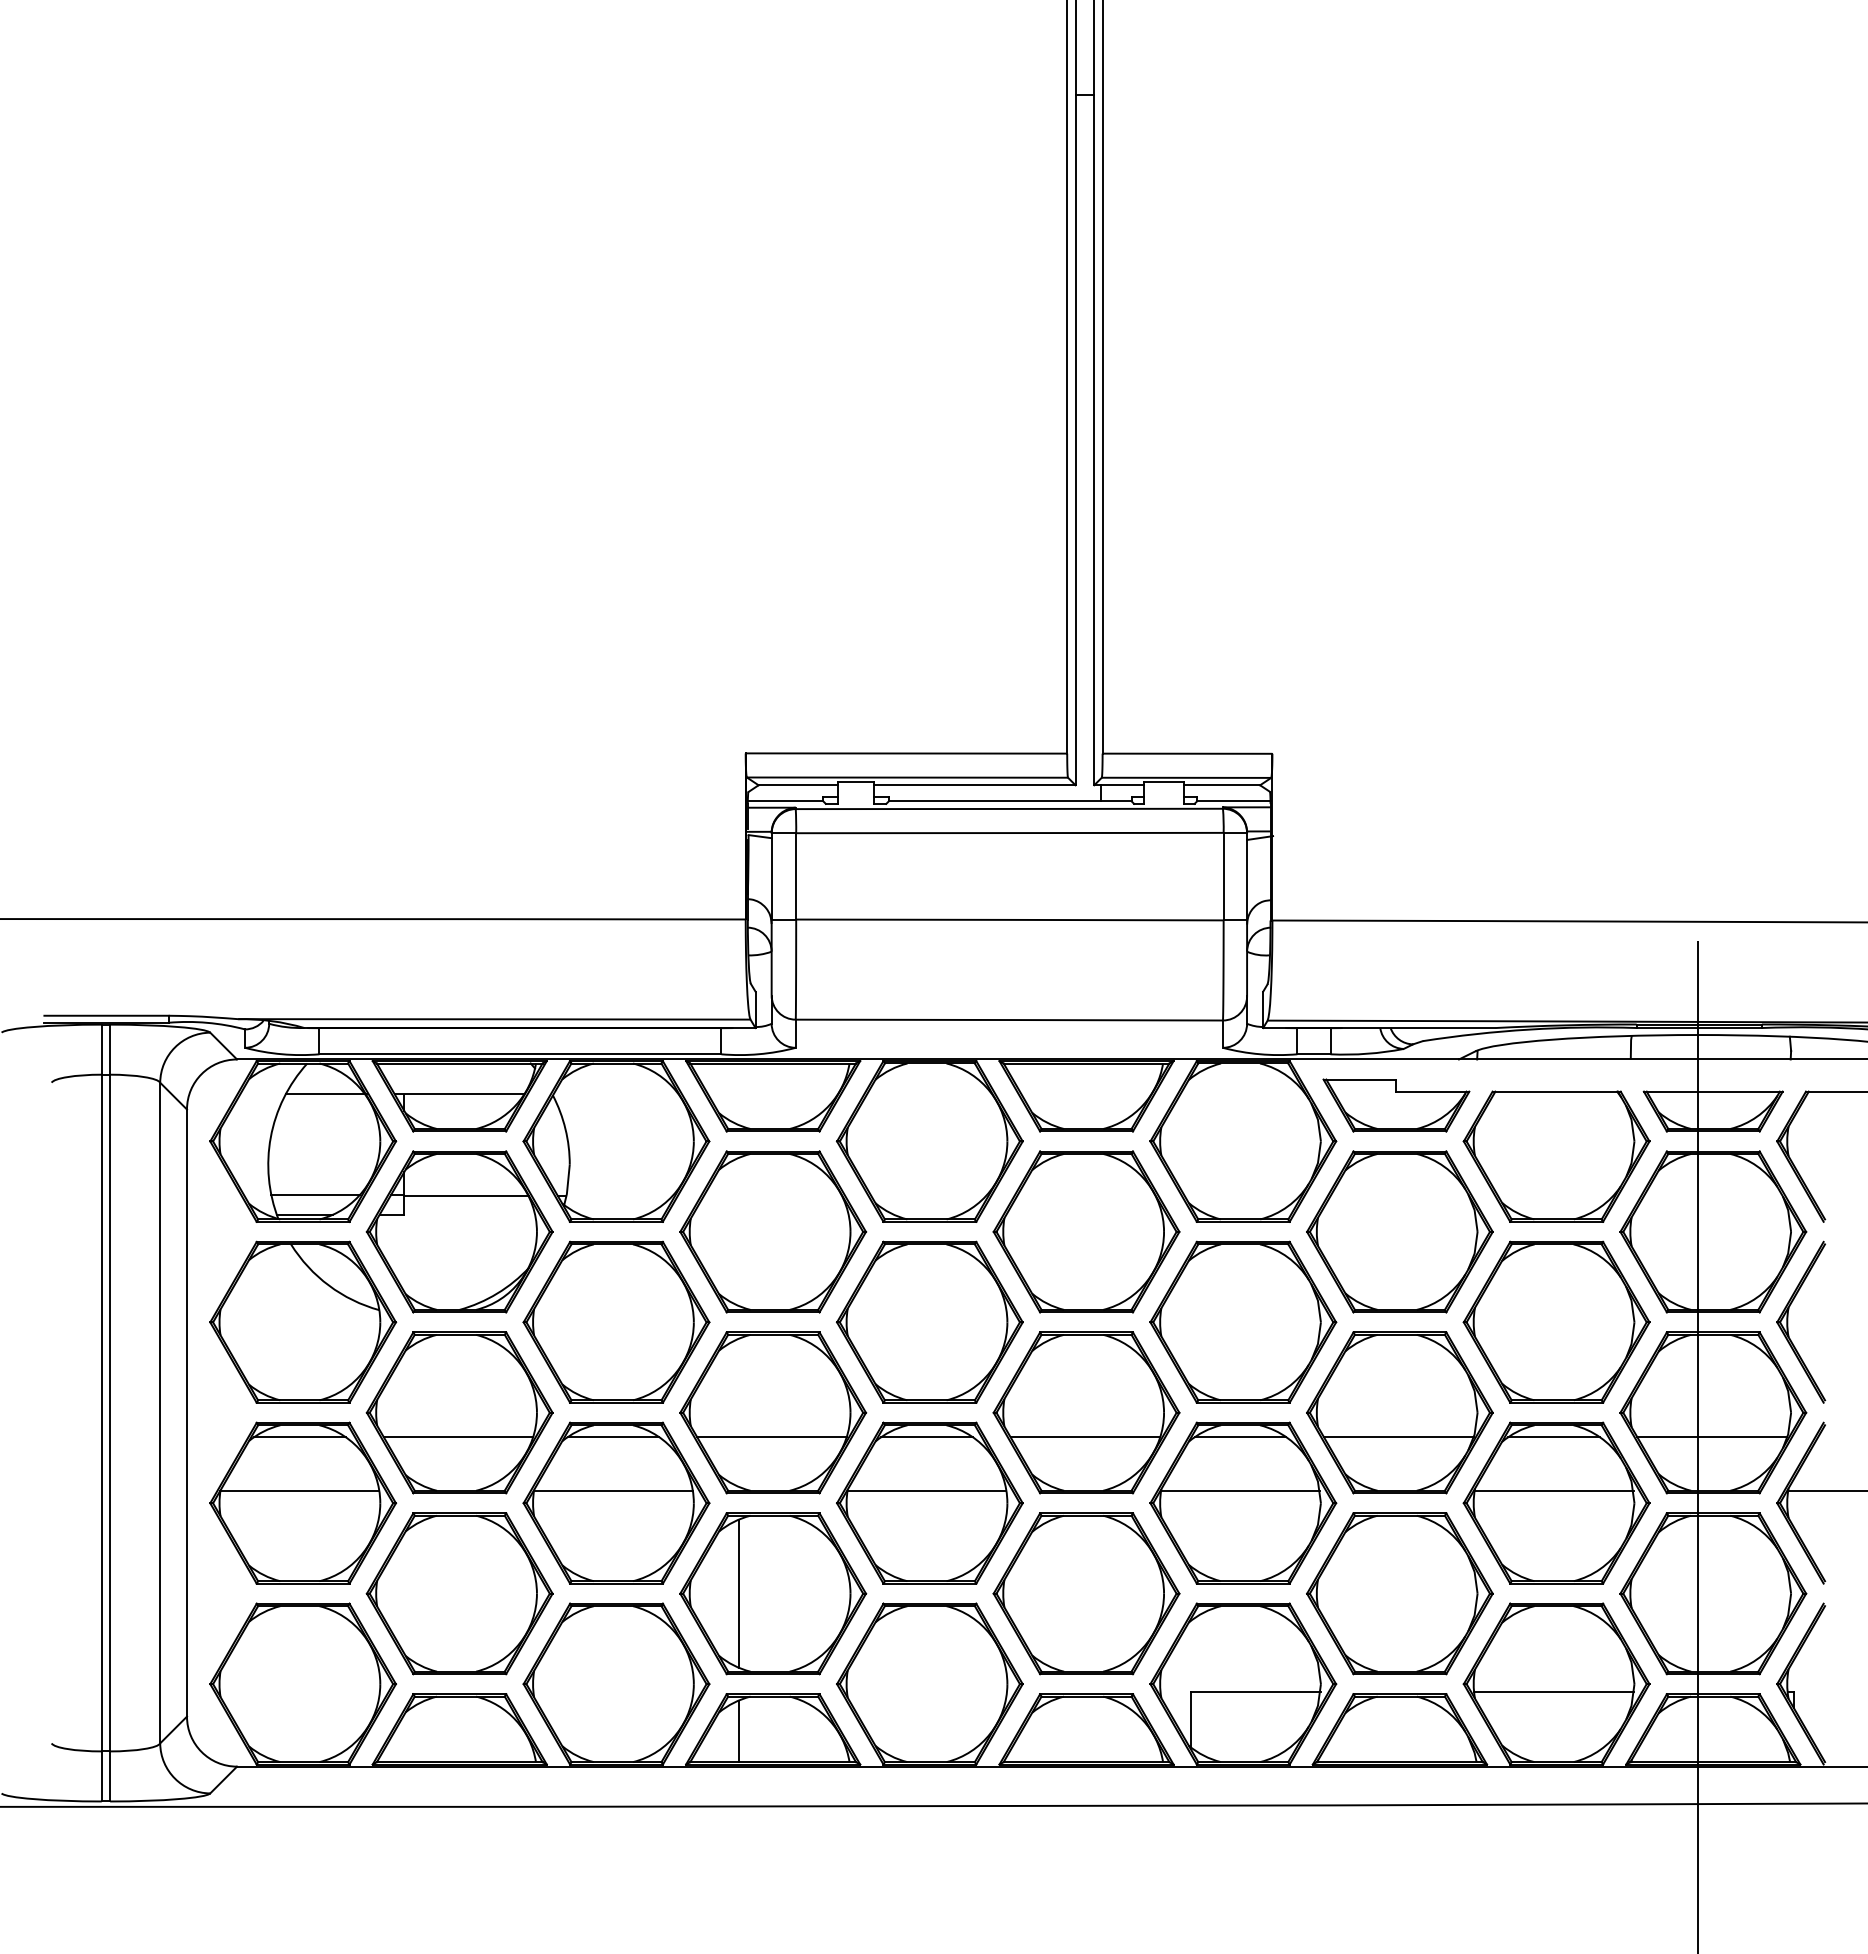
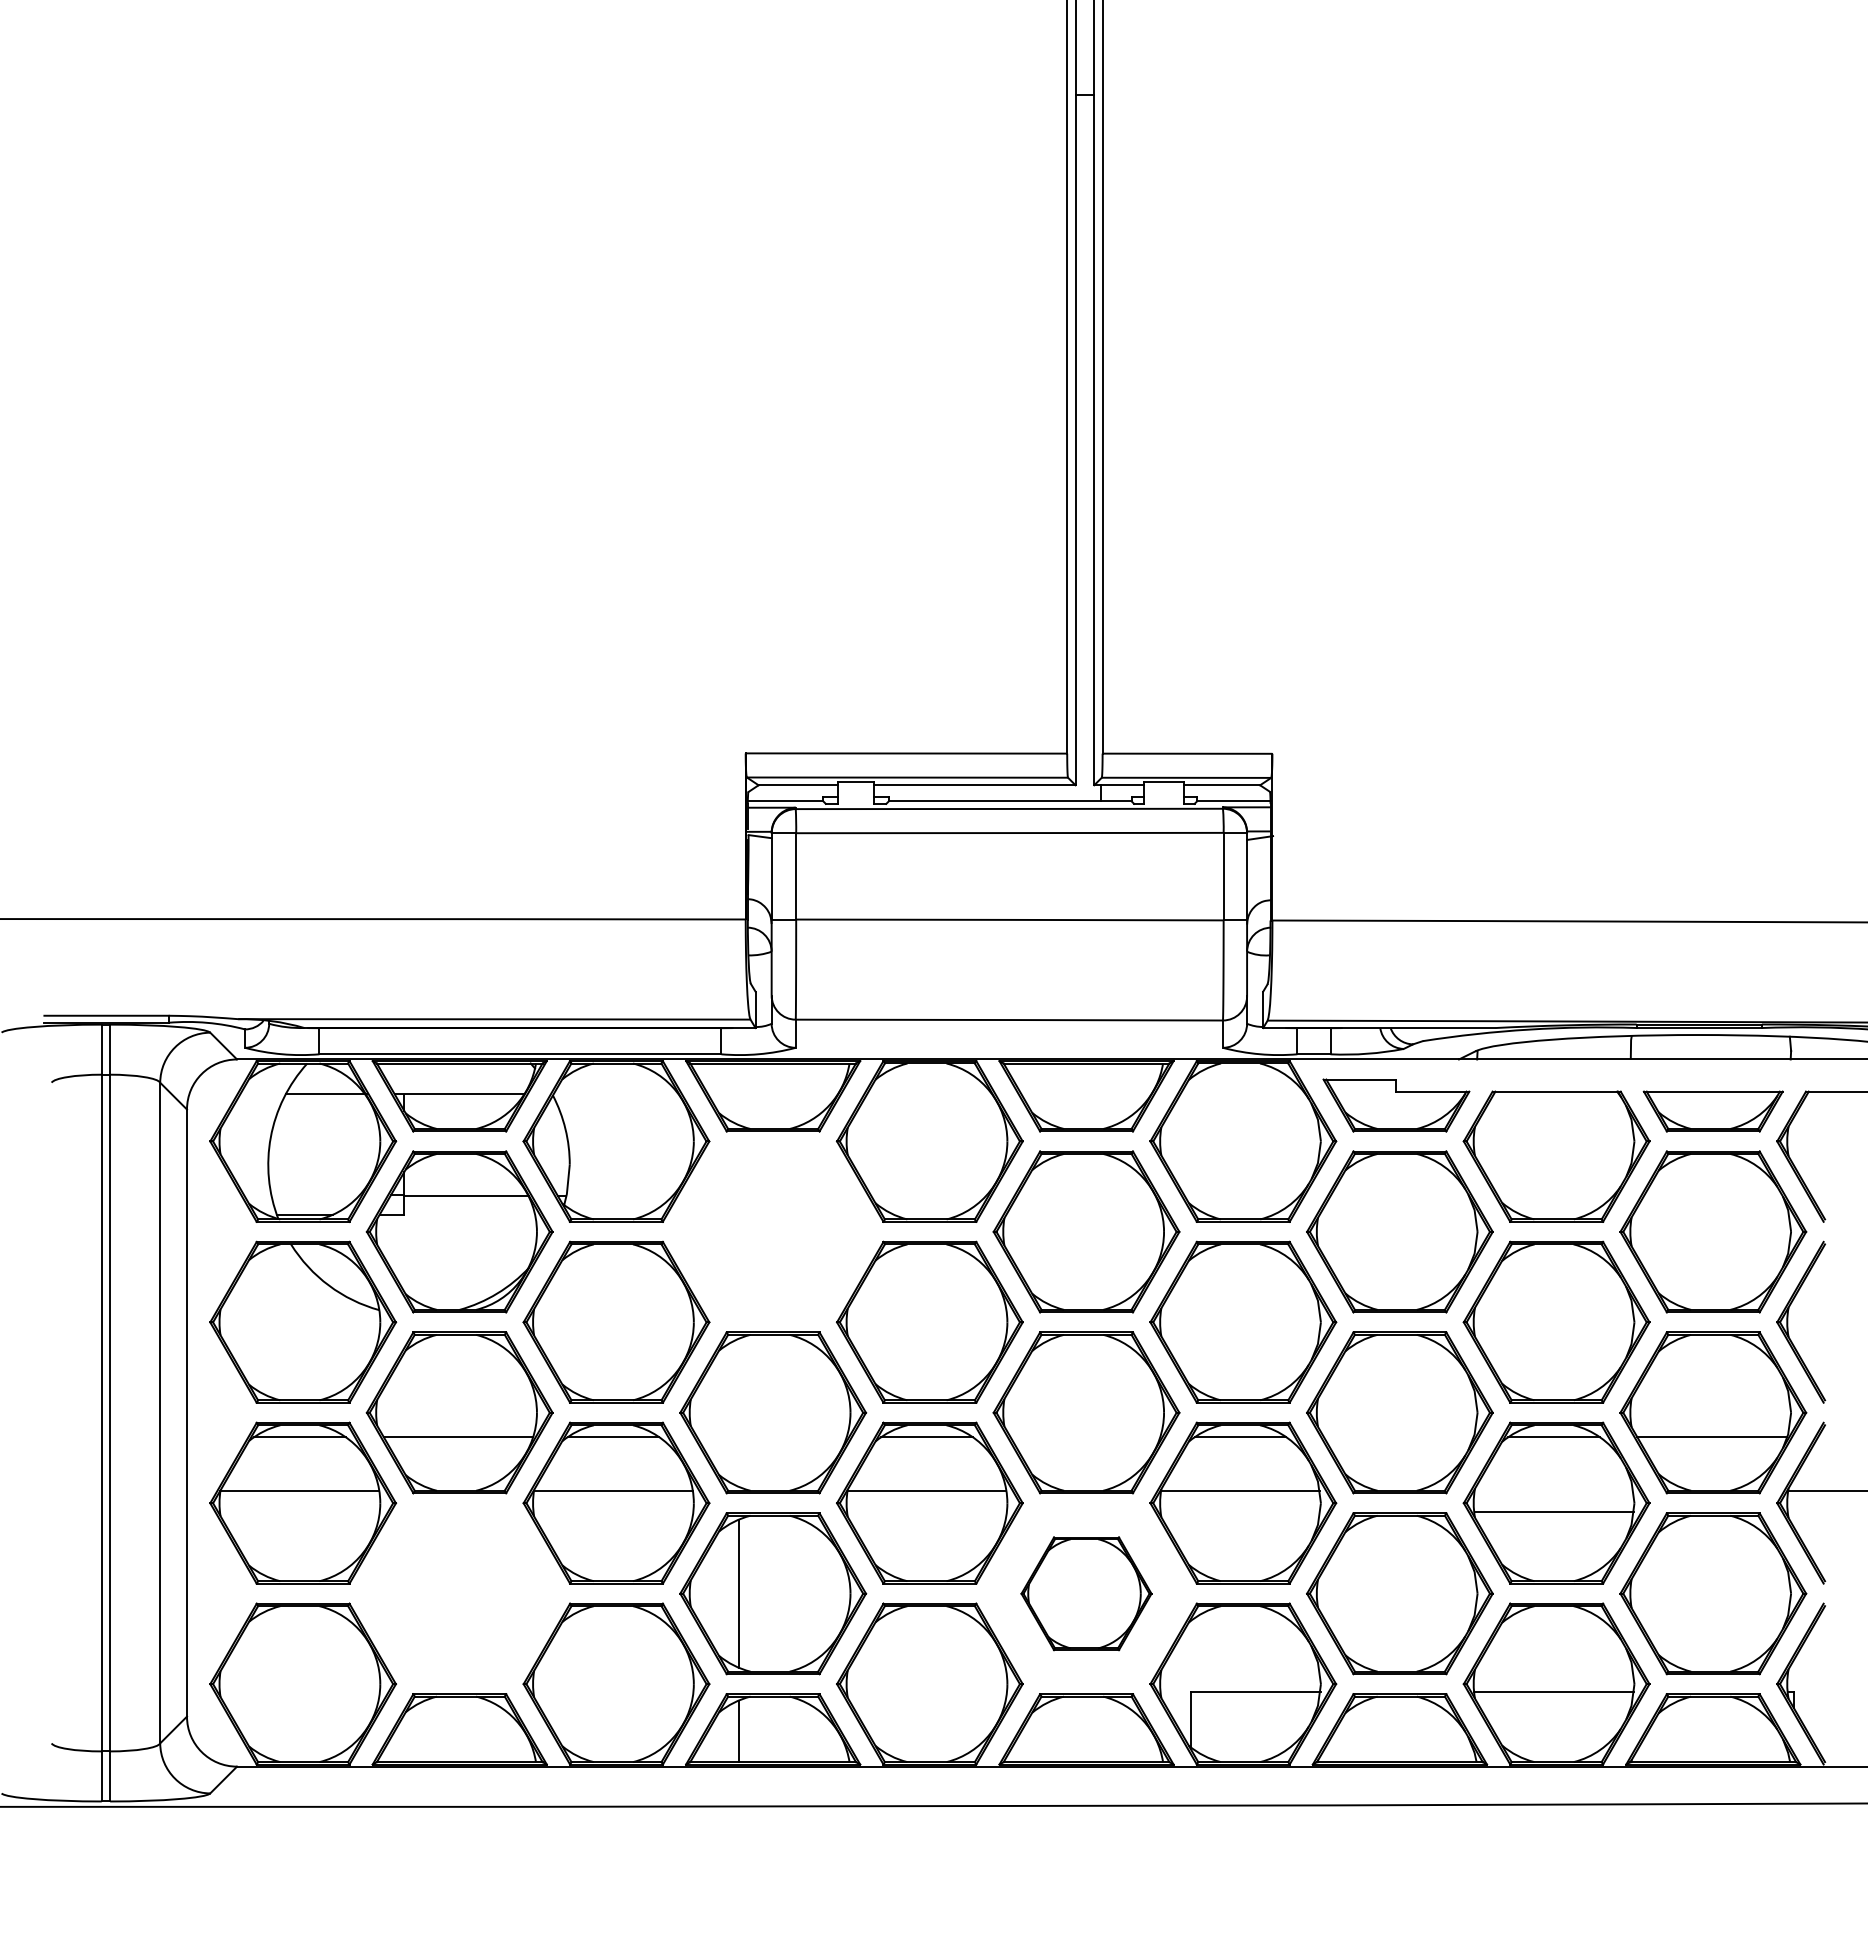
line: present -> none (315, 1194)
part: present -> none (773, 1231)
line: present -> none (771, 1437)
line: present -> none (1085, 1437)
line: present -> none (1398, 1437)
line: present -> none (1698, 1445)
line position: (1553, 1491) -> (1553, 1512) (1553, 1512)
part: present -> none (459, 1593)
part size: 189x164 px -> 133x116 px (1086, 1593)
